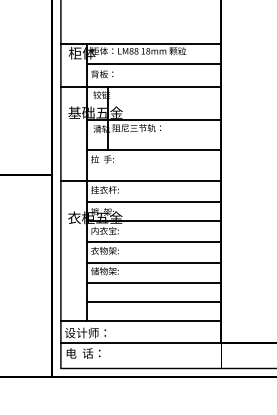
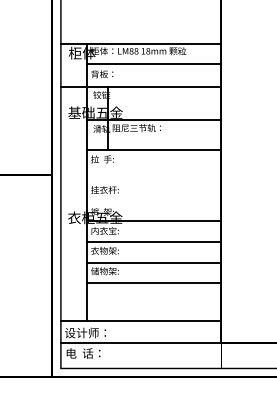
line: present -> none (140, 181)
line: present -> none (154, 201)
line: present -> none (154, 302)
